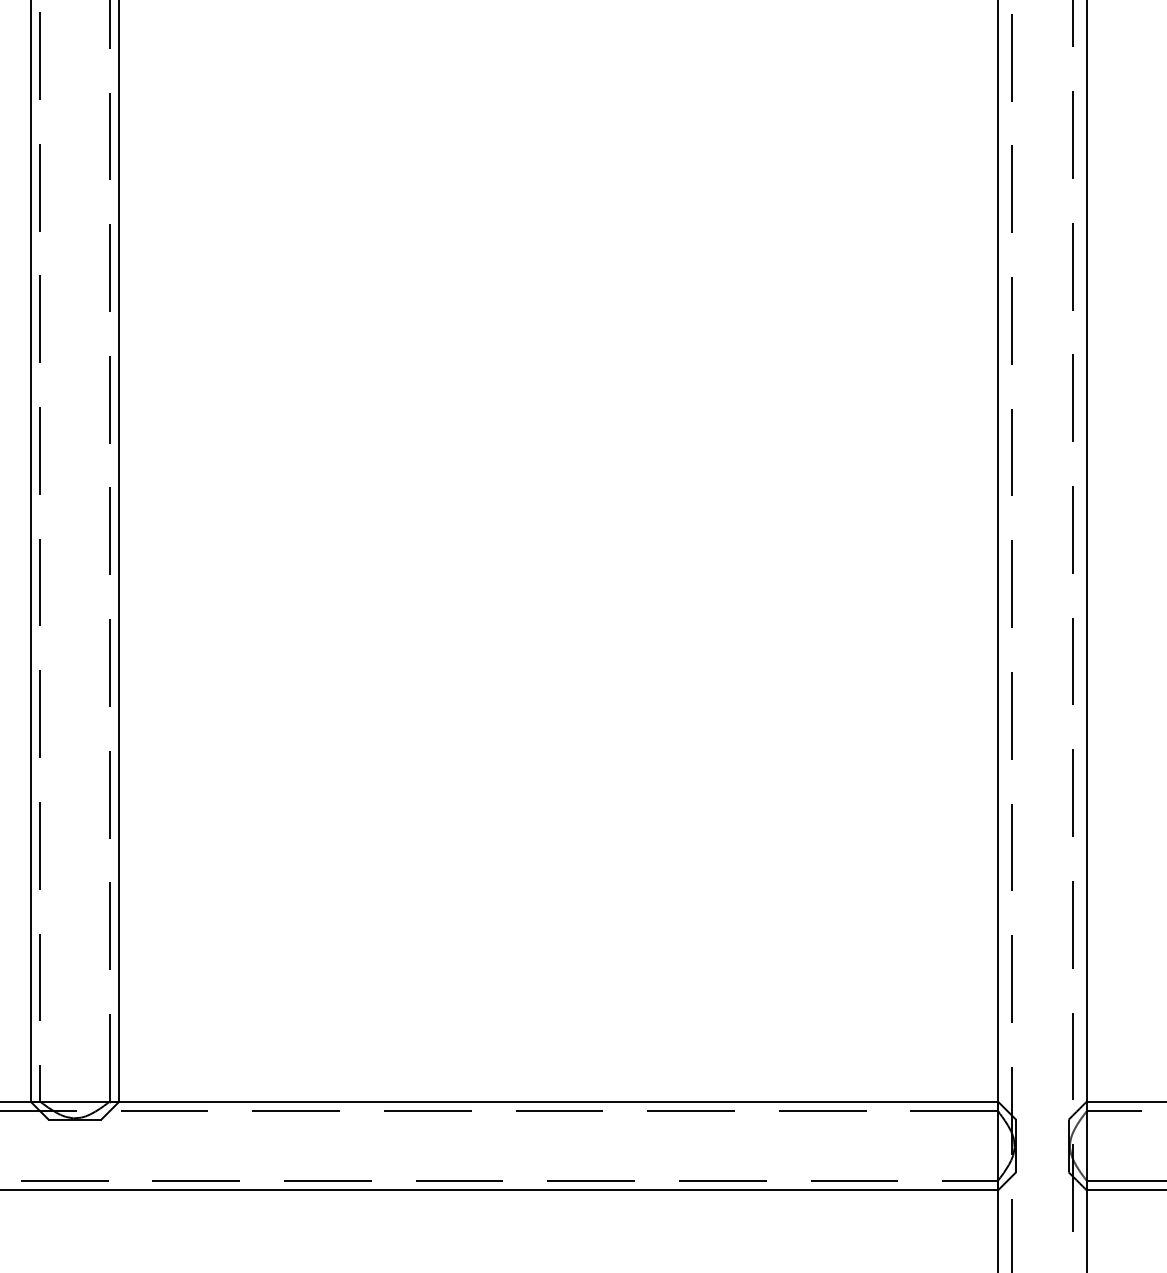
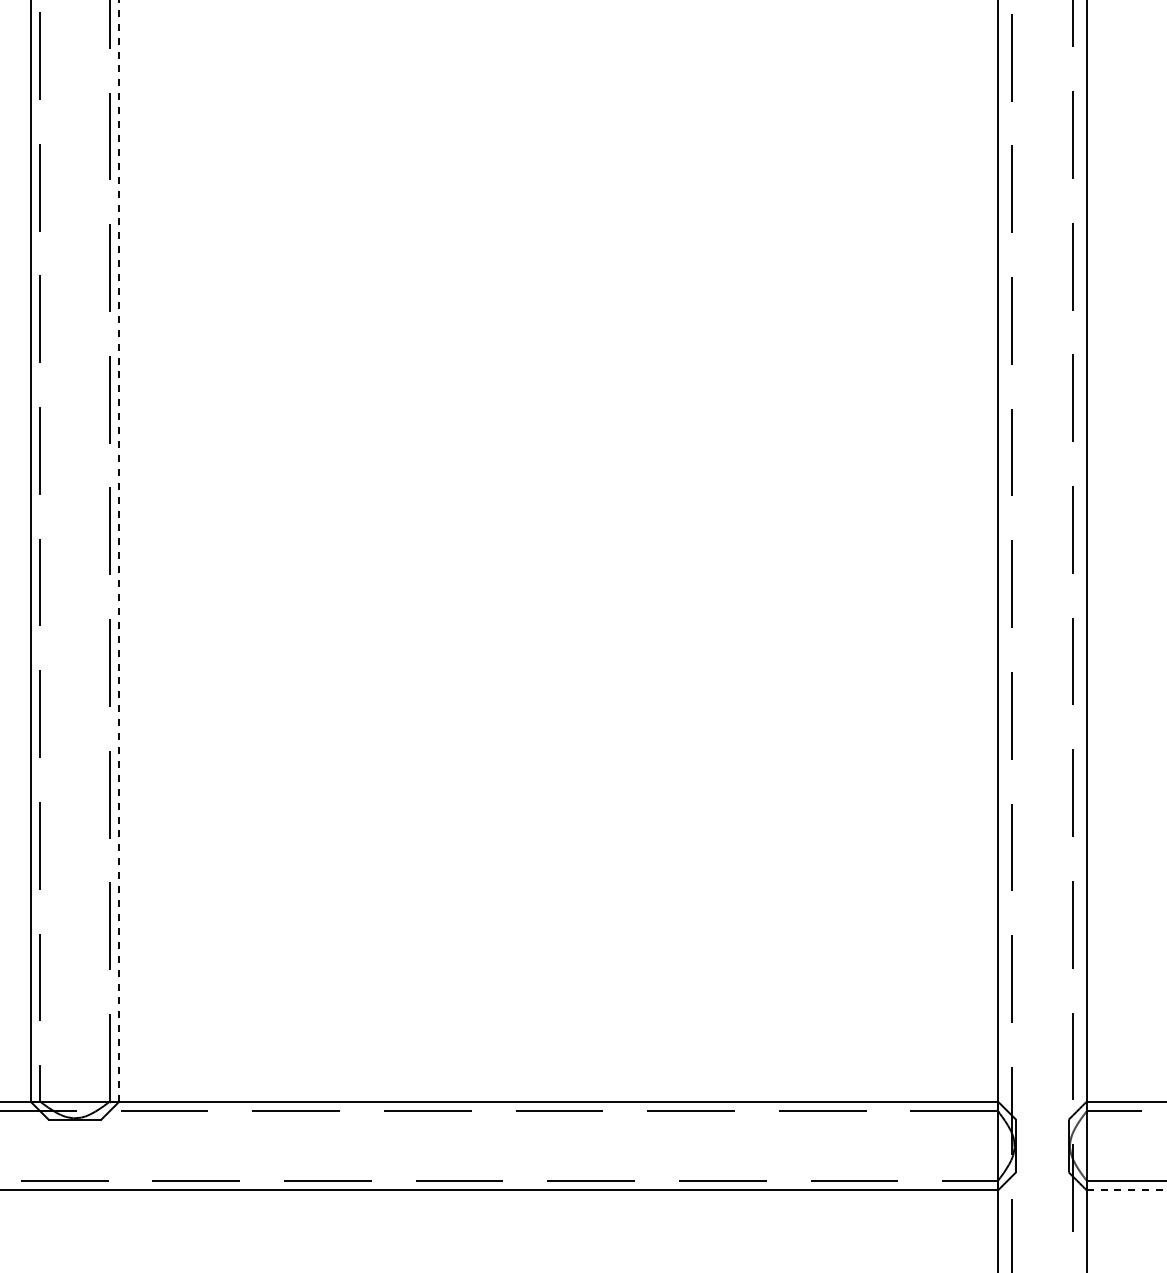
line: solid -> dashed (119, 550)
line: solid -> dashed (1126, 1190)
